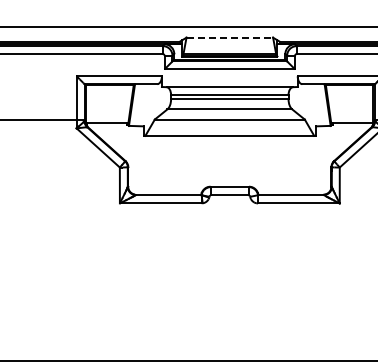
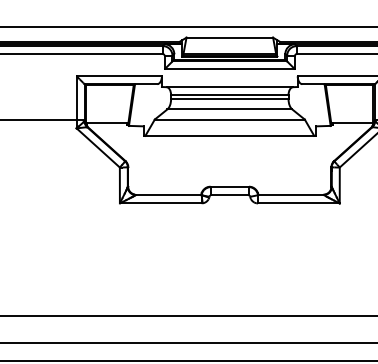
line: dashed -> solid (230, 37)
line: none -> present (188, 316)
line: none -> present (188, 343)
